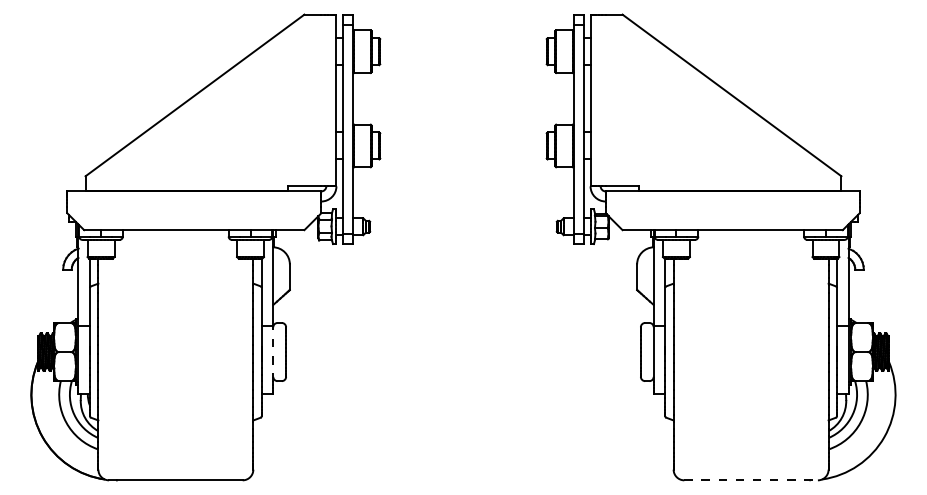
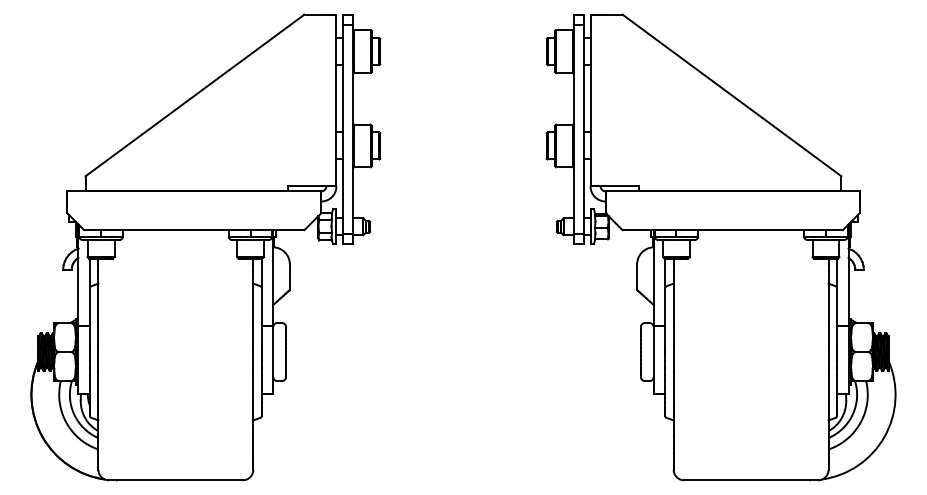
line: dashed -> solid (273, 353)
line: dashed -> solid (751, 480)
